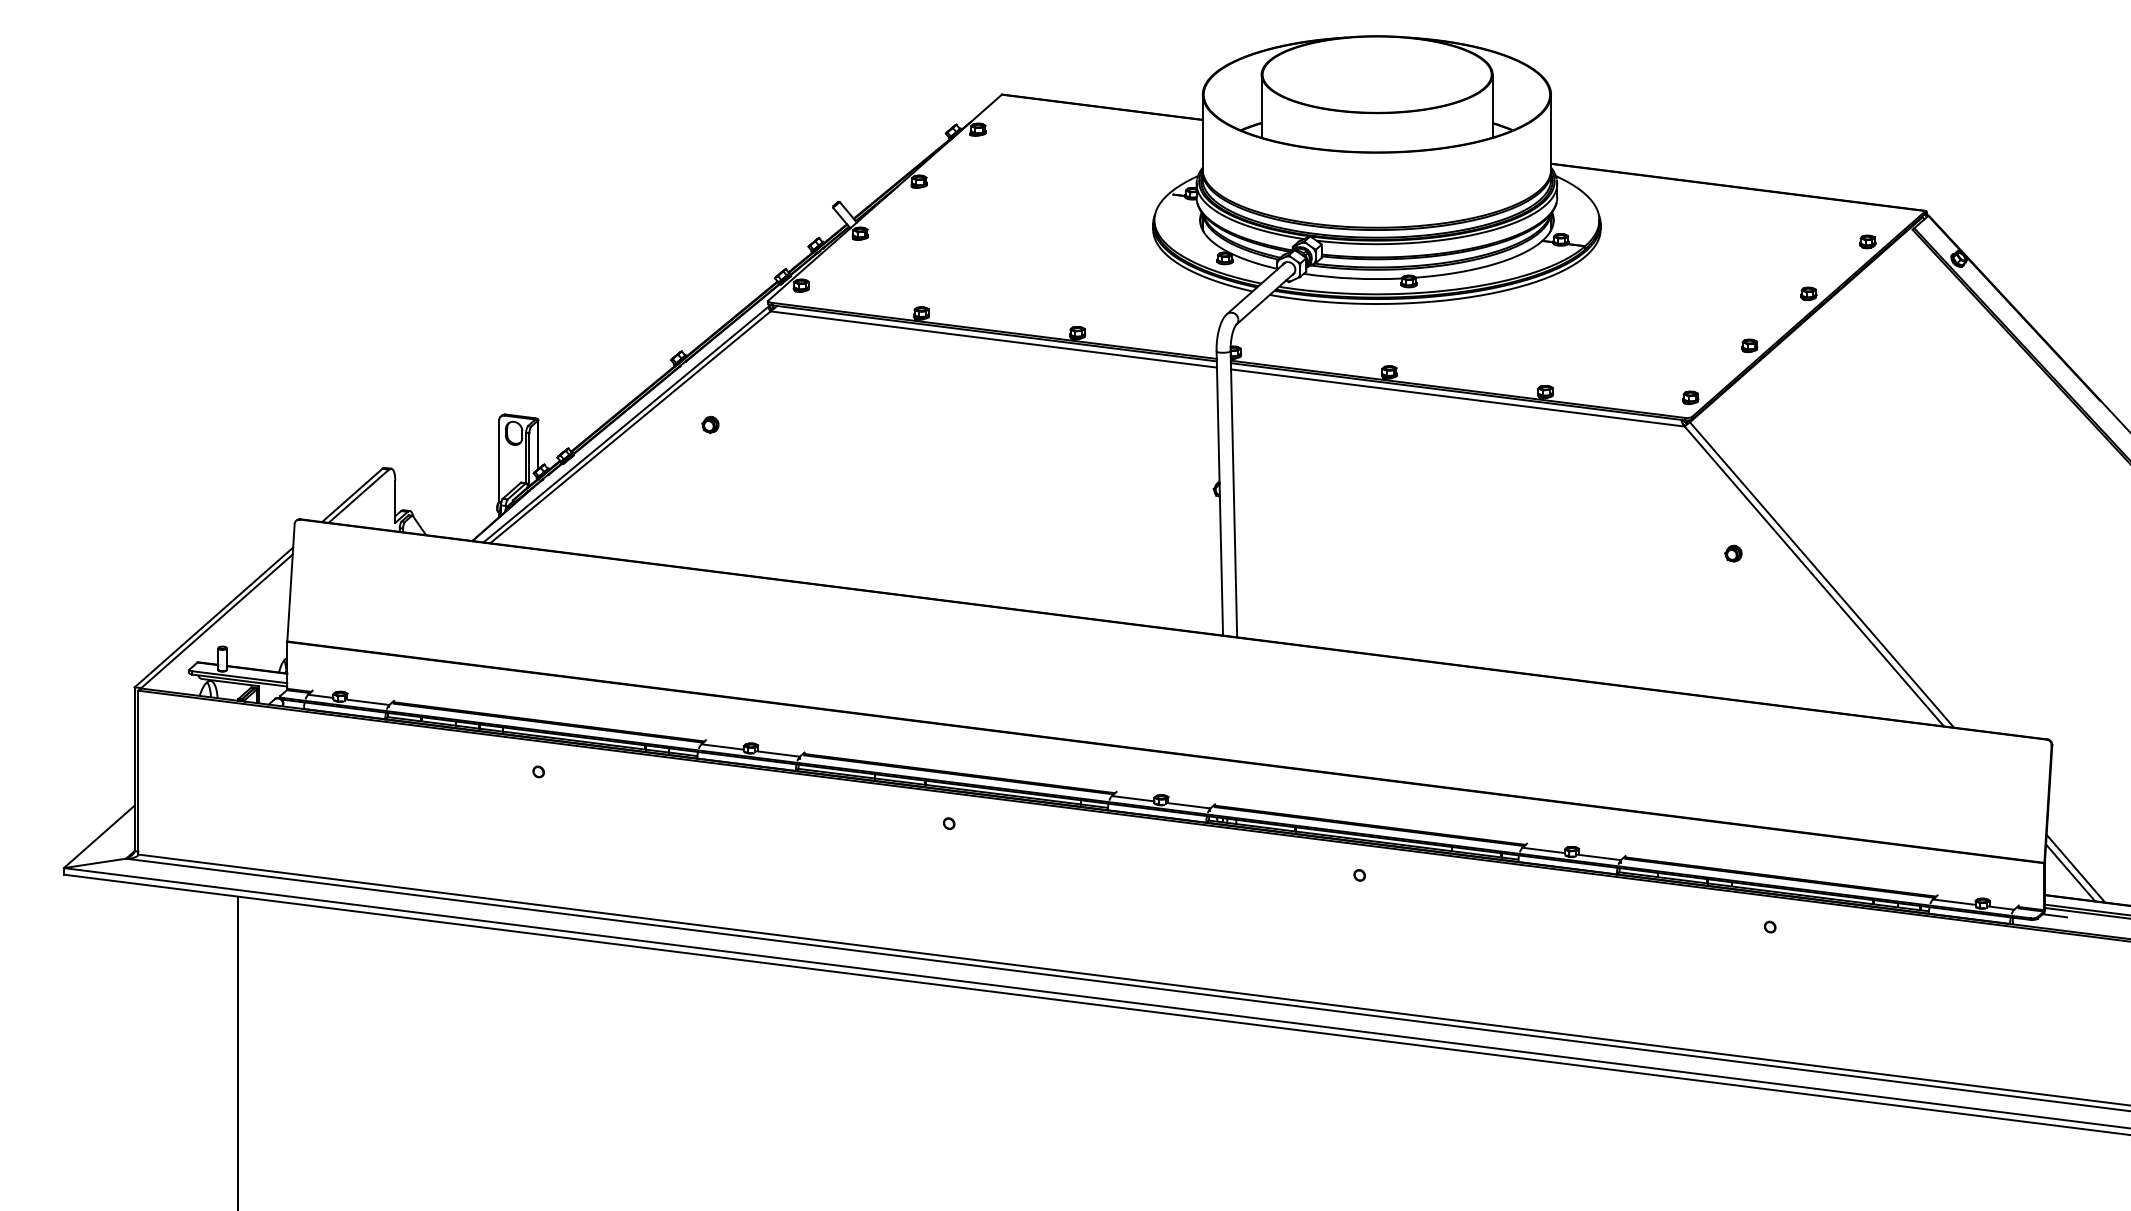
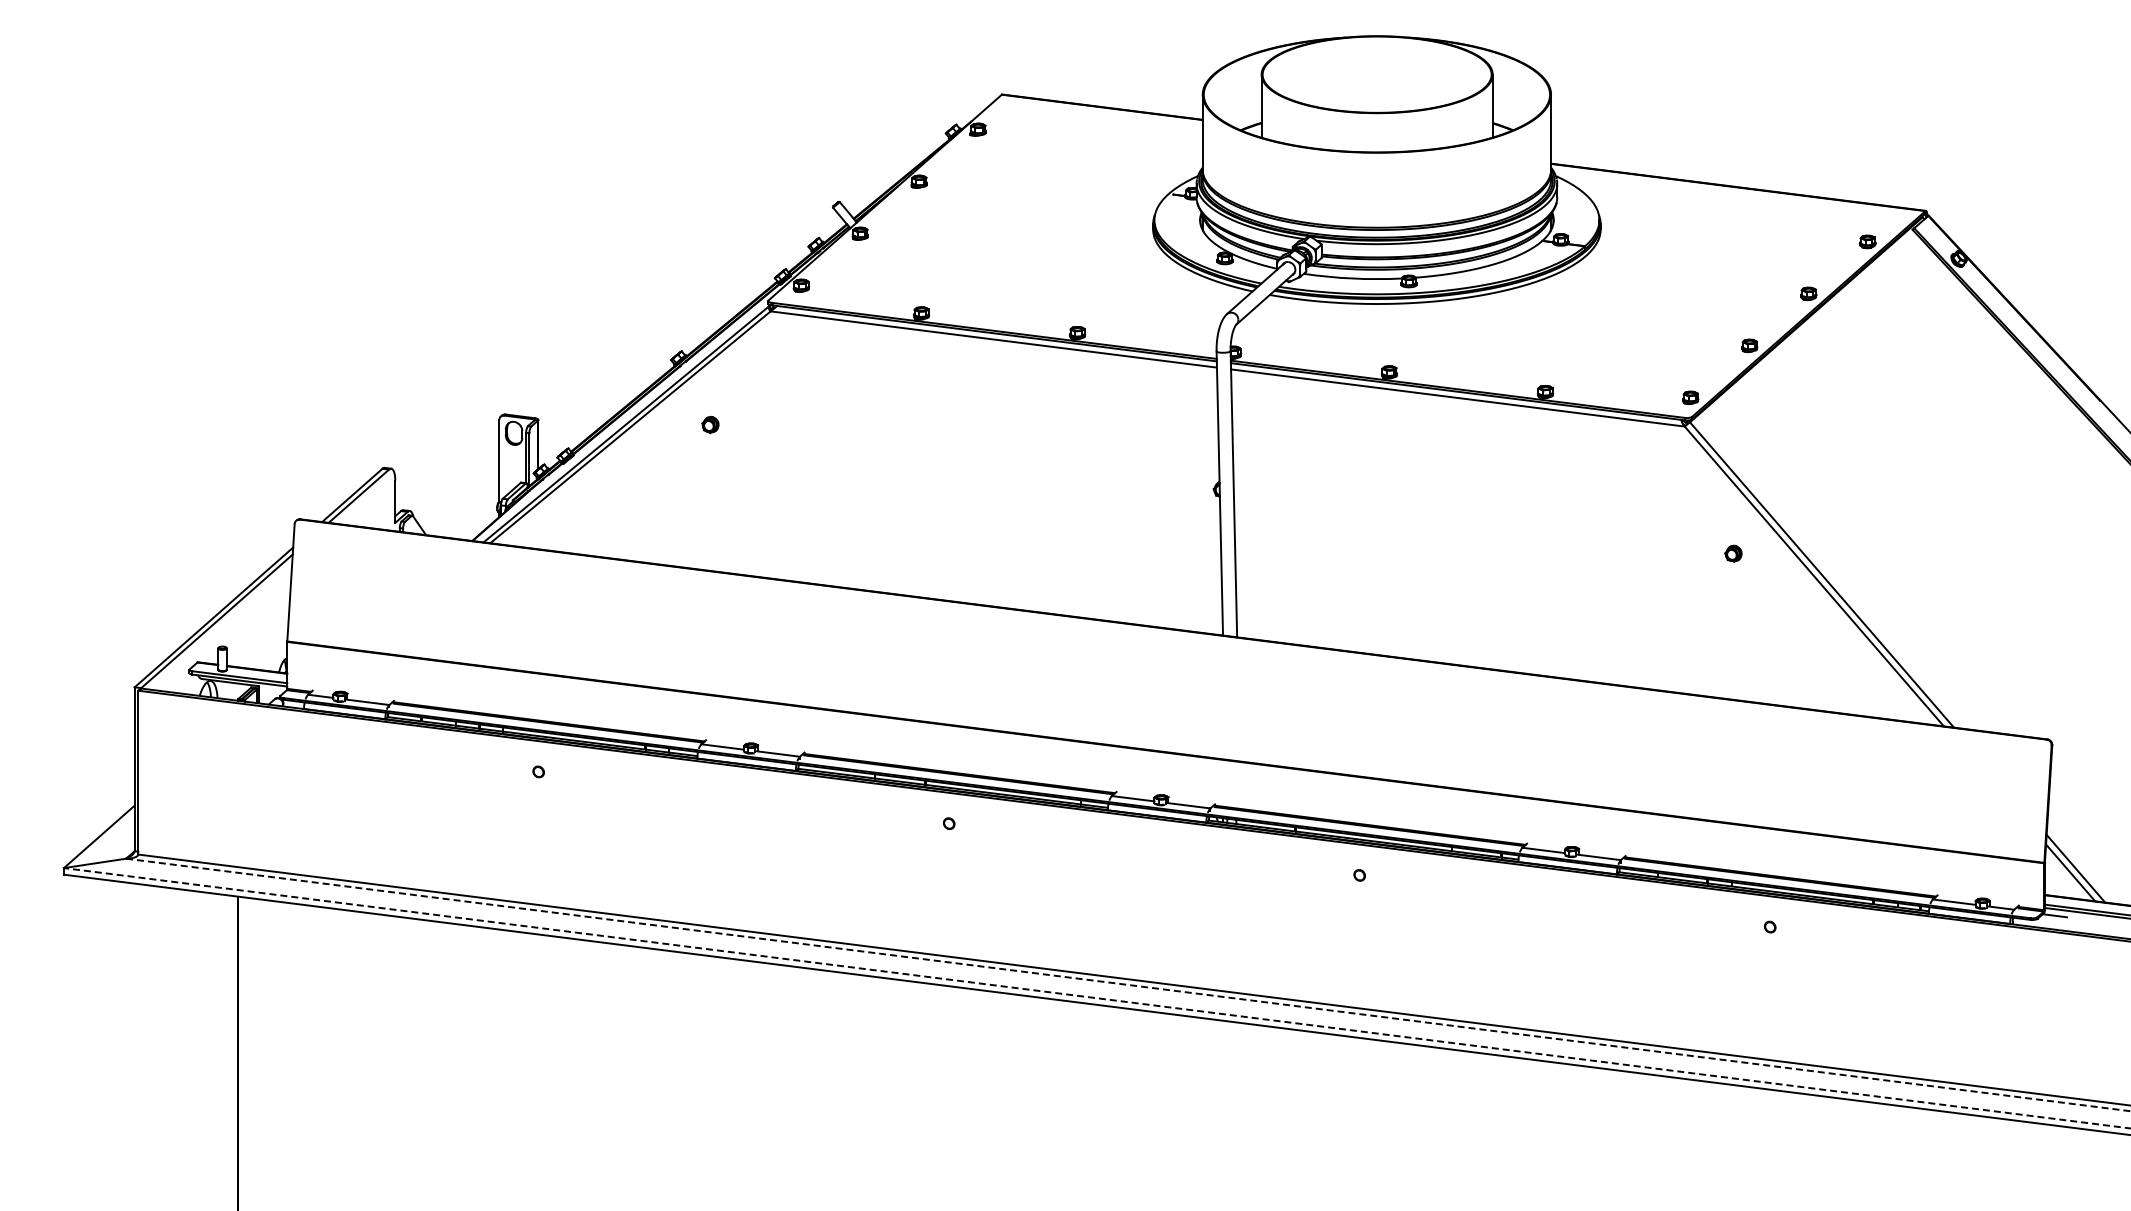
line: solid -> dashed (1128, 985)
line: solid -> dashed (1097, 998)
